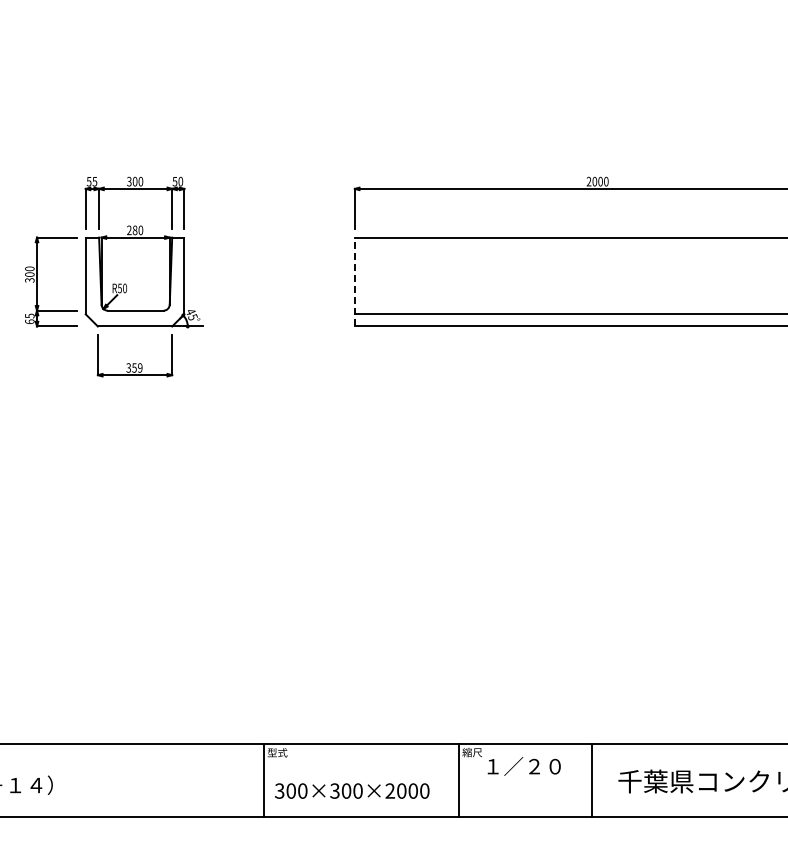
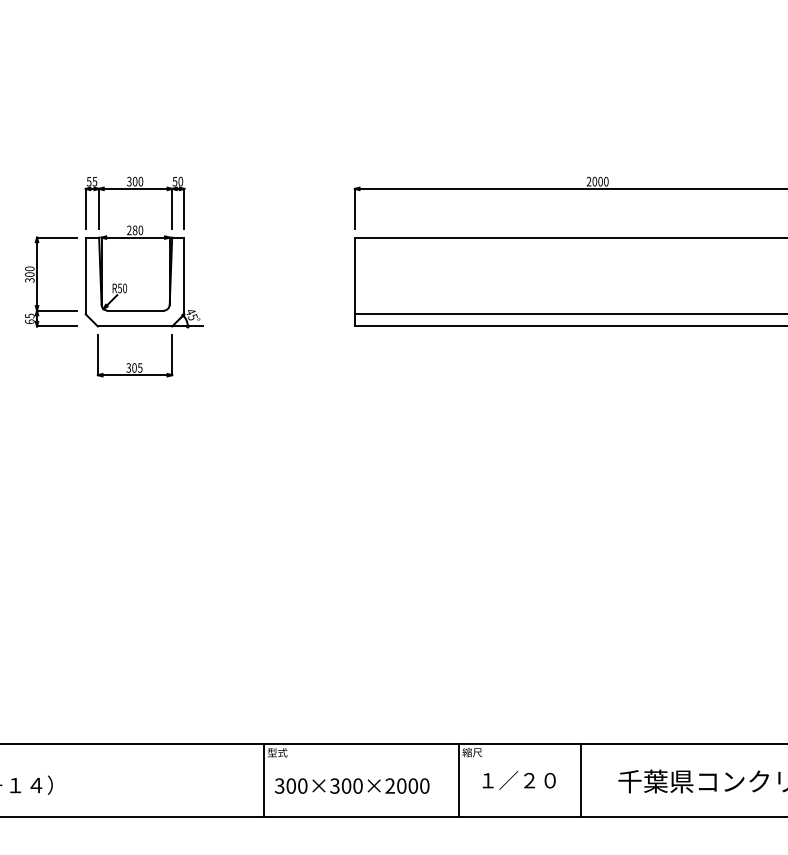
line: dashed -> solid (354, 281)
text: 359 -> 305 (137, 367)
text position: (523, 766) -> (518, 780) (518, 780)
line position: (591, 779) -> (580, 779) (580, 779)
text position: (352, 790) -> (352, 785) (352, 785)
